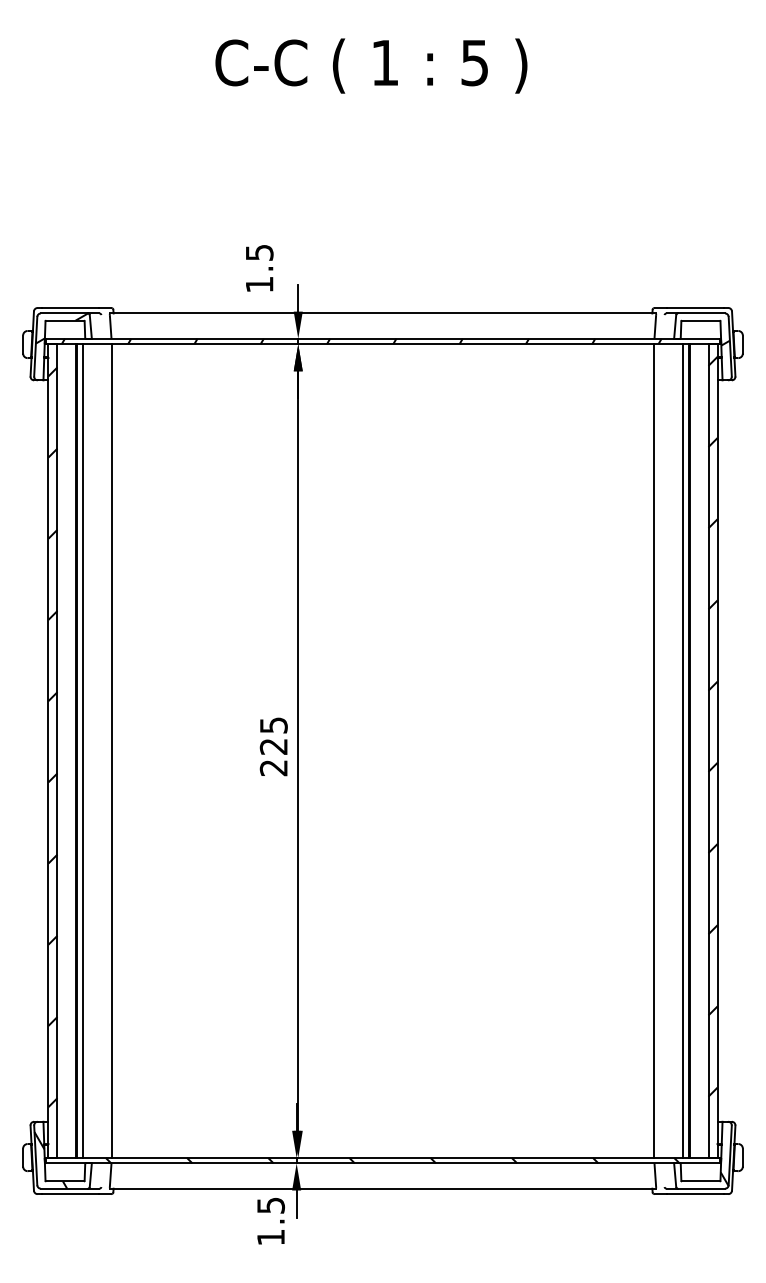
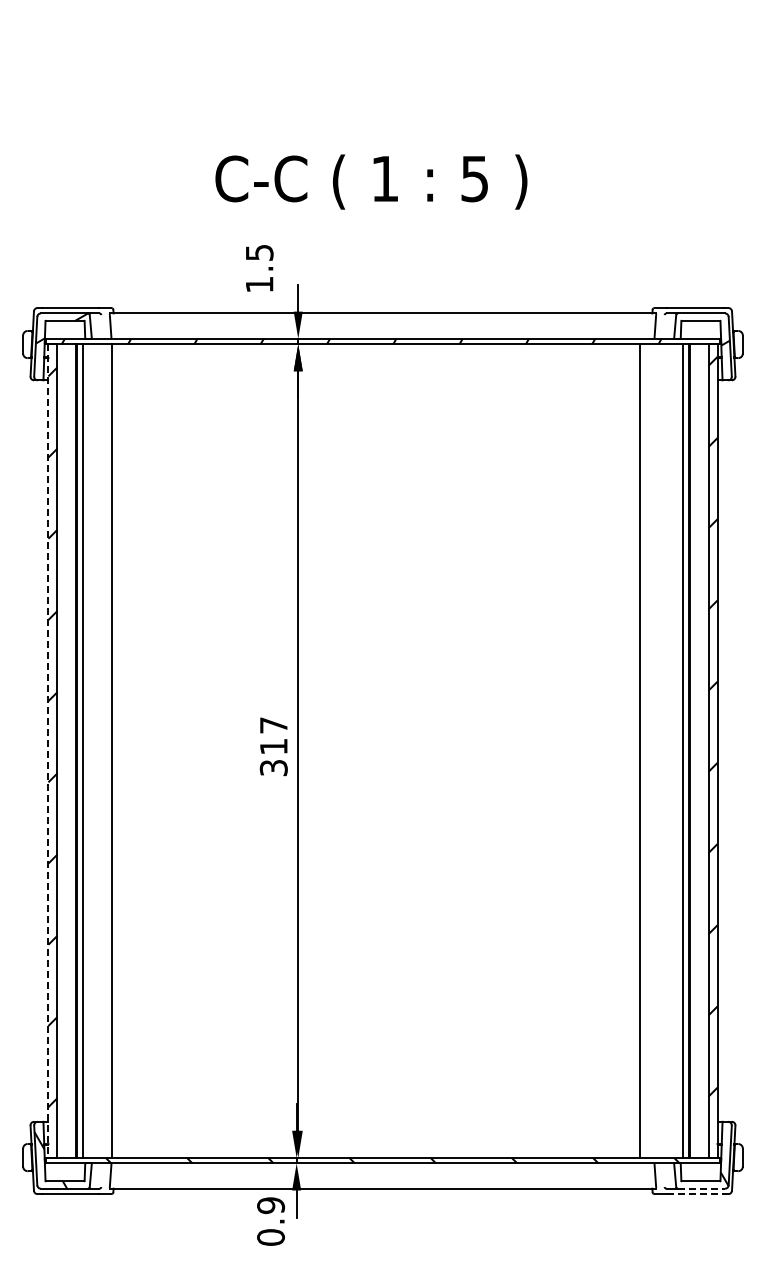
text position: (371, 65) -> (371, 181) (371, 181)
text: 225 -> 317 (273, 746)
line position: (654, 750) -> (640, 750) (640, 750)
line: solid -> dashed (48, 751)
line: solid -> dashed (701, 1188)
line: solid -> dashed (695, 1194)
text: 1.5 -> 0.9 (270, 1221)
